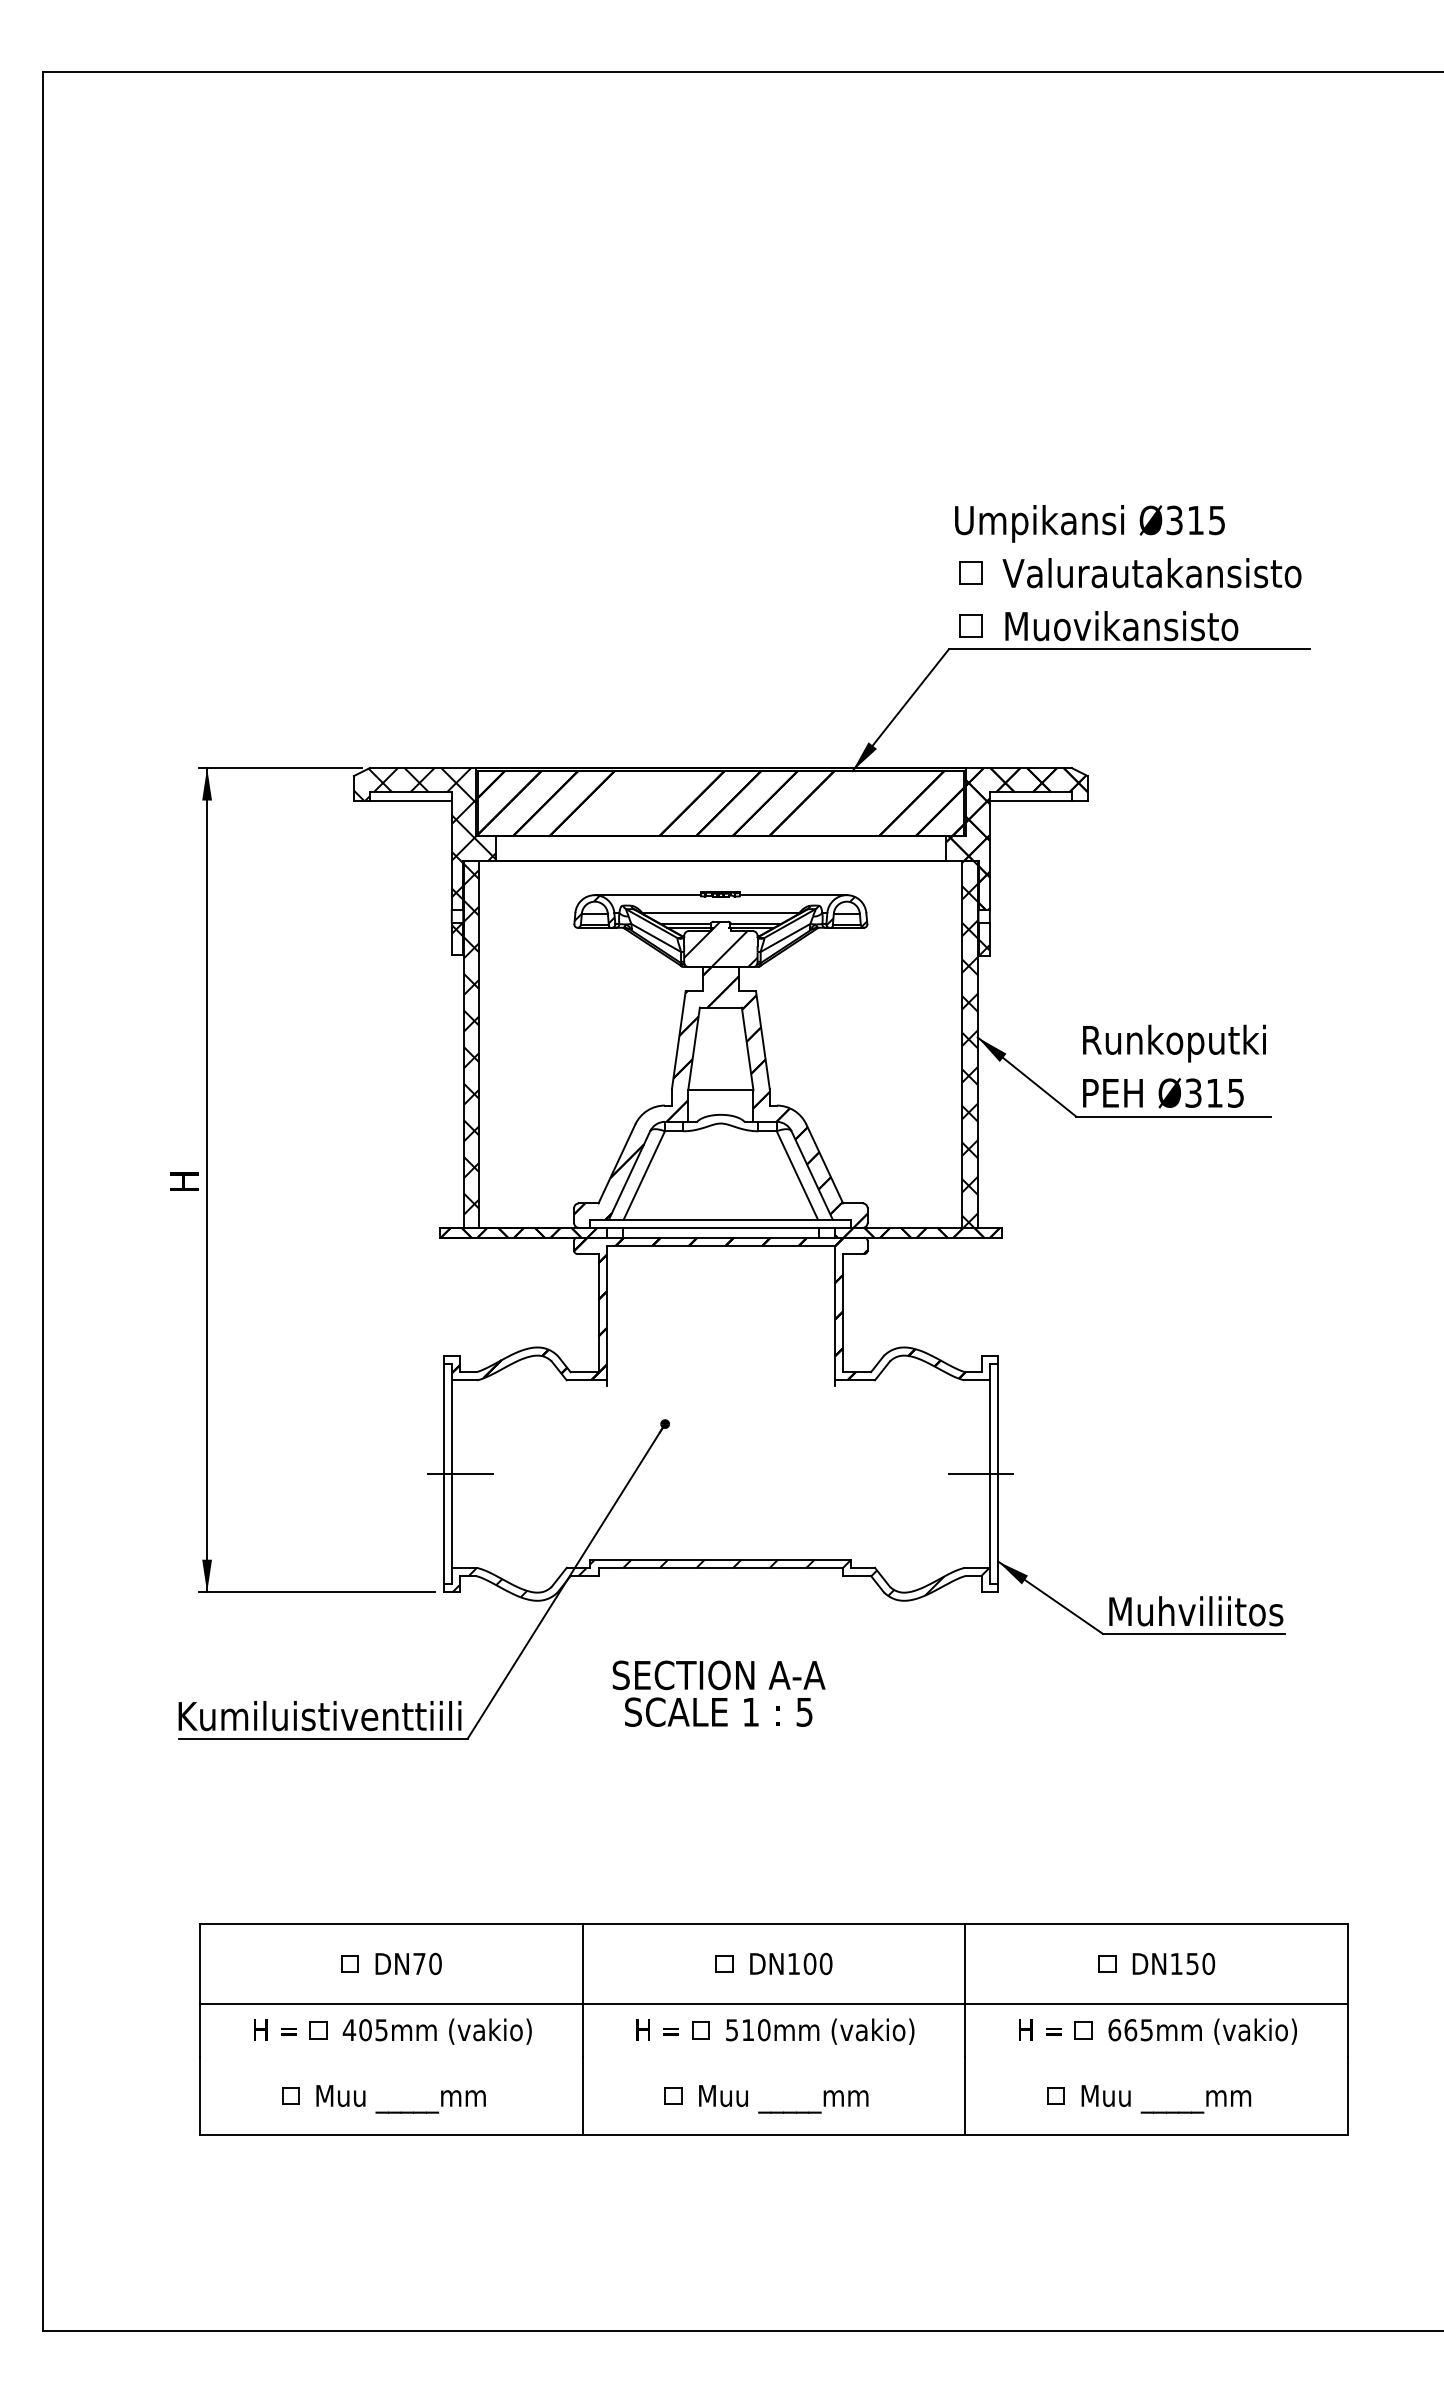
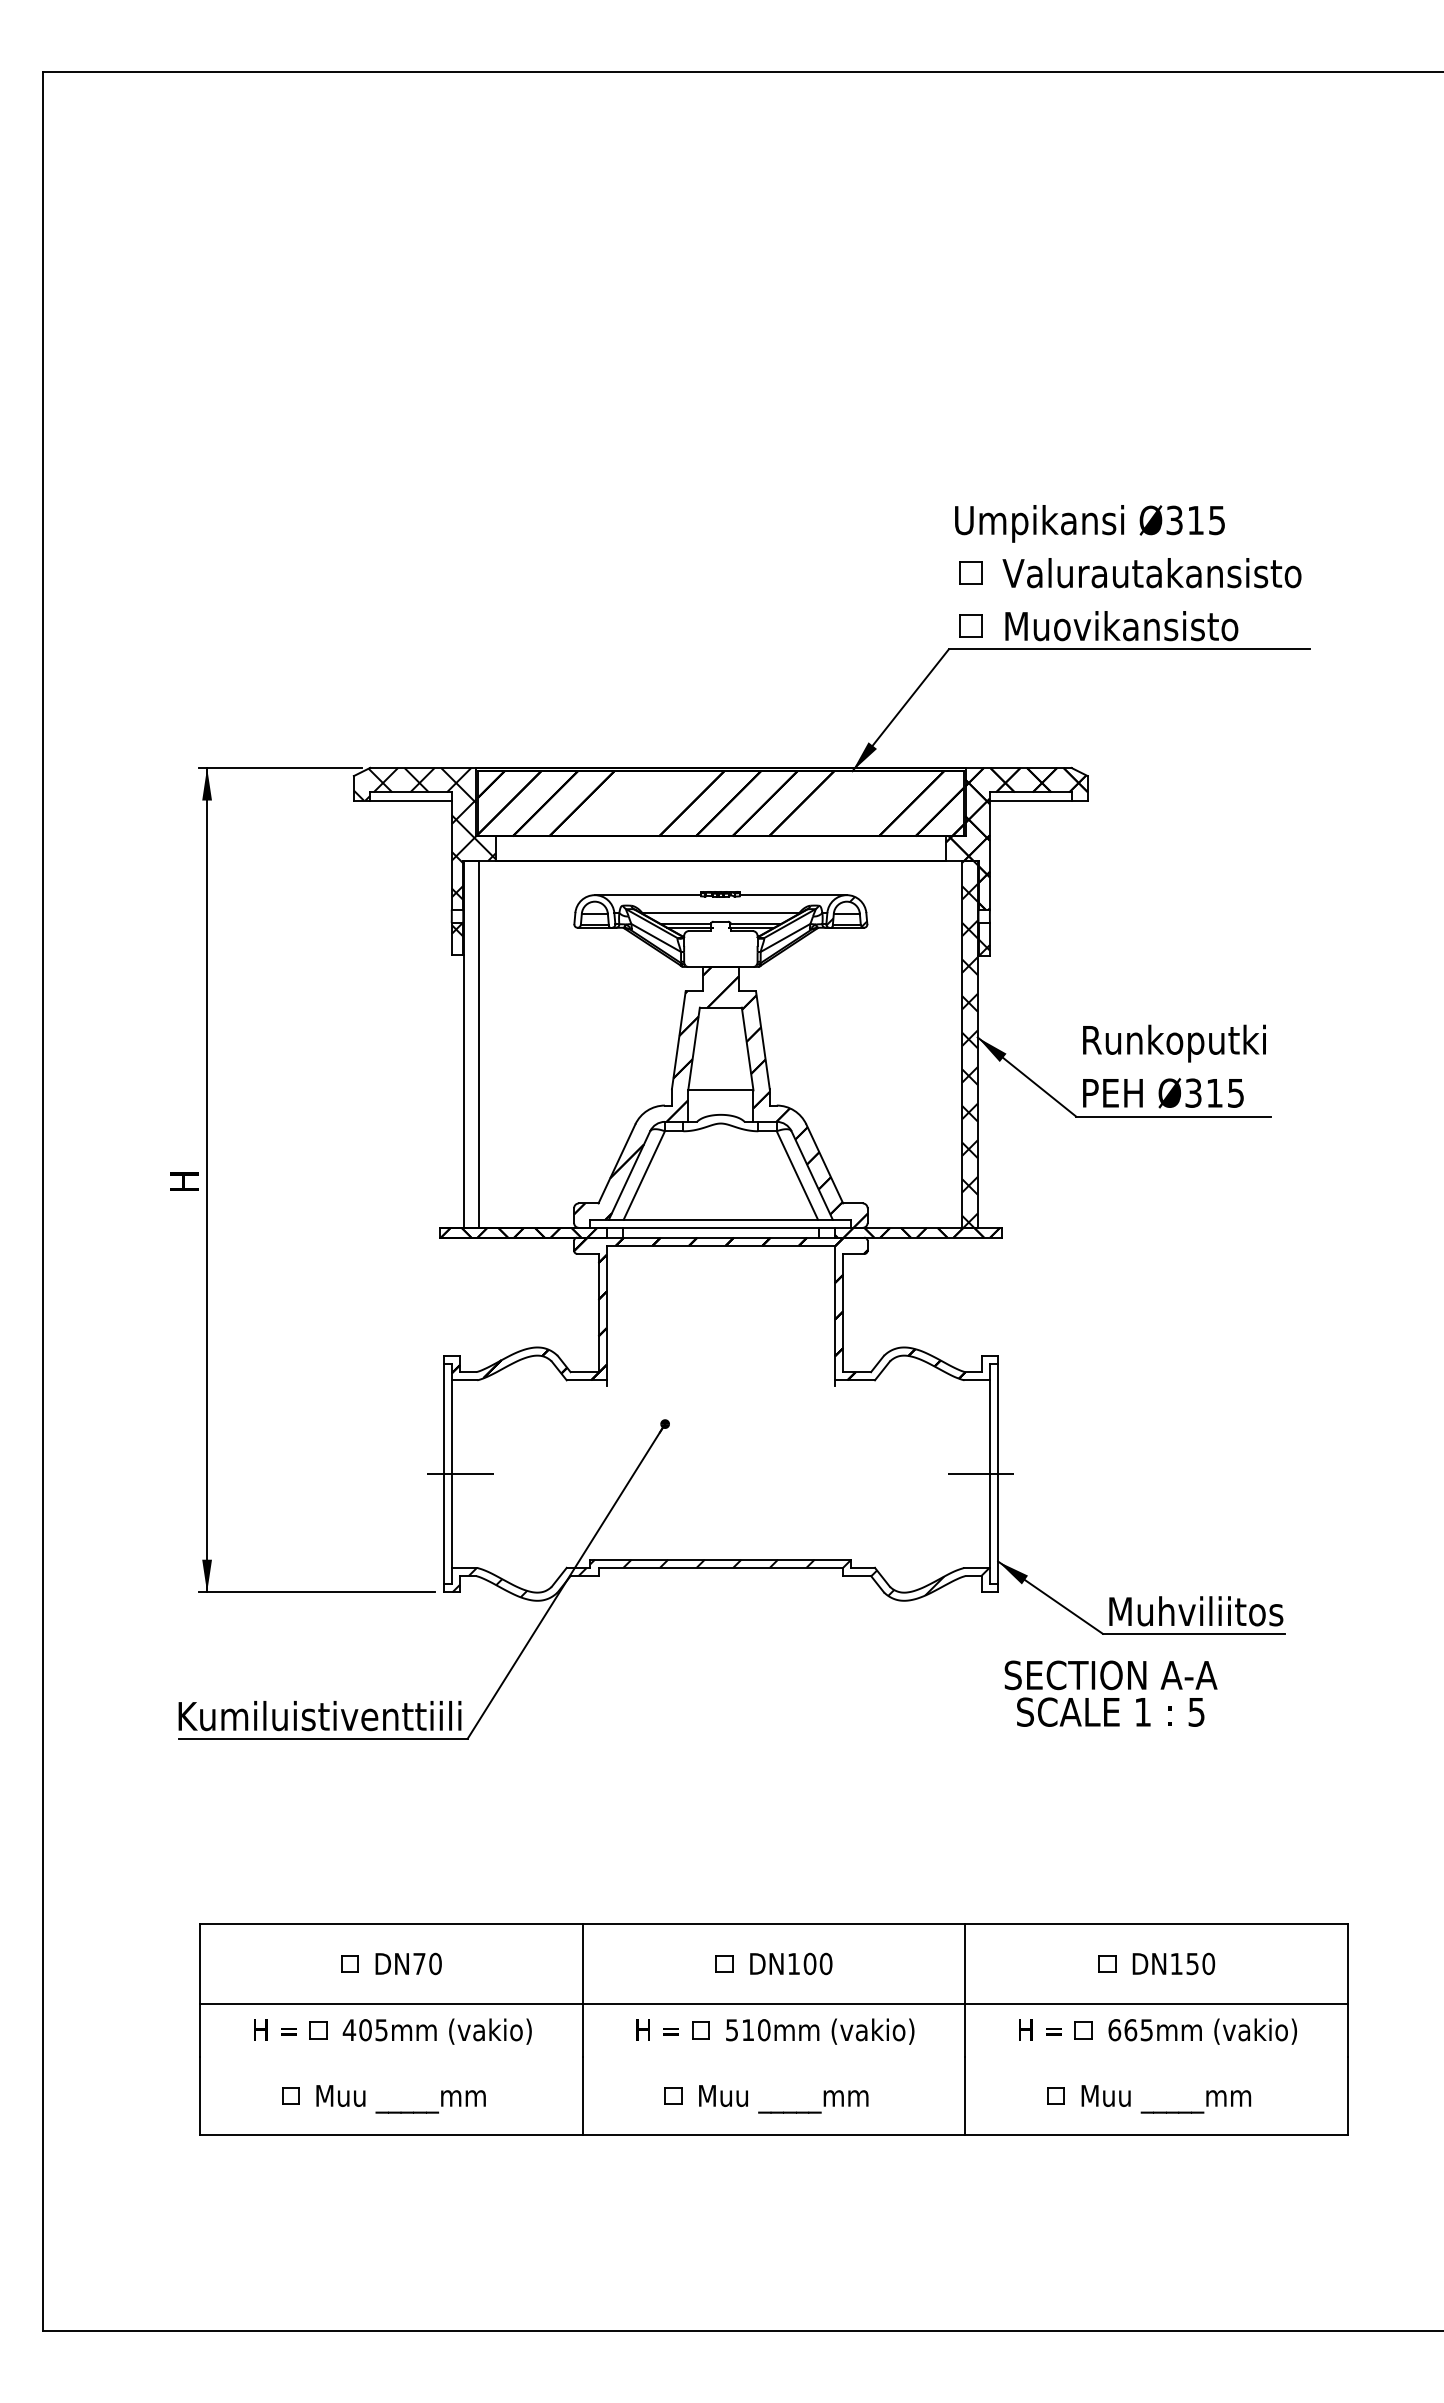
hatch: present -> none (594, 909)
hatch: present -> none (720, 943)
hatch: present -> none (471, 1039)
text position: (718, 1693) -> (1110, 1693) (1110, 1693)
